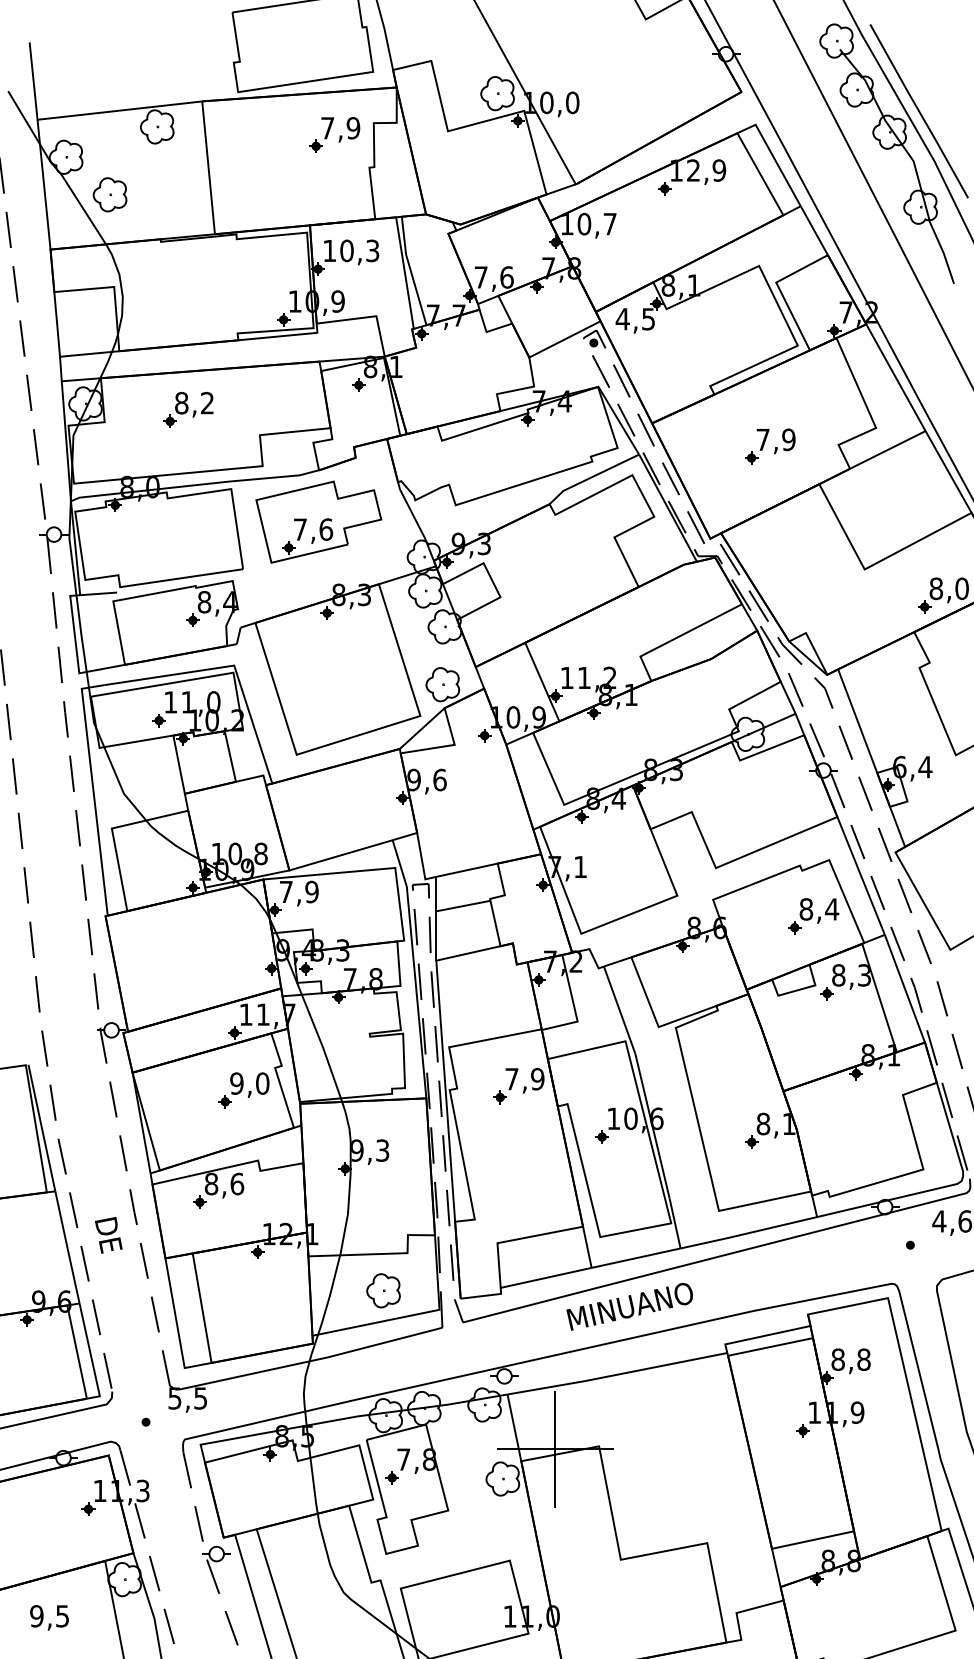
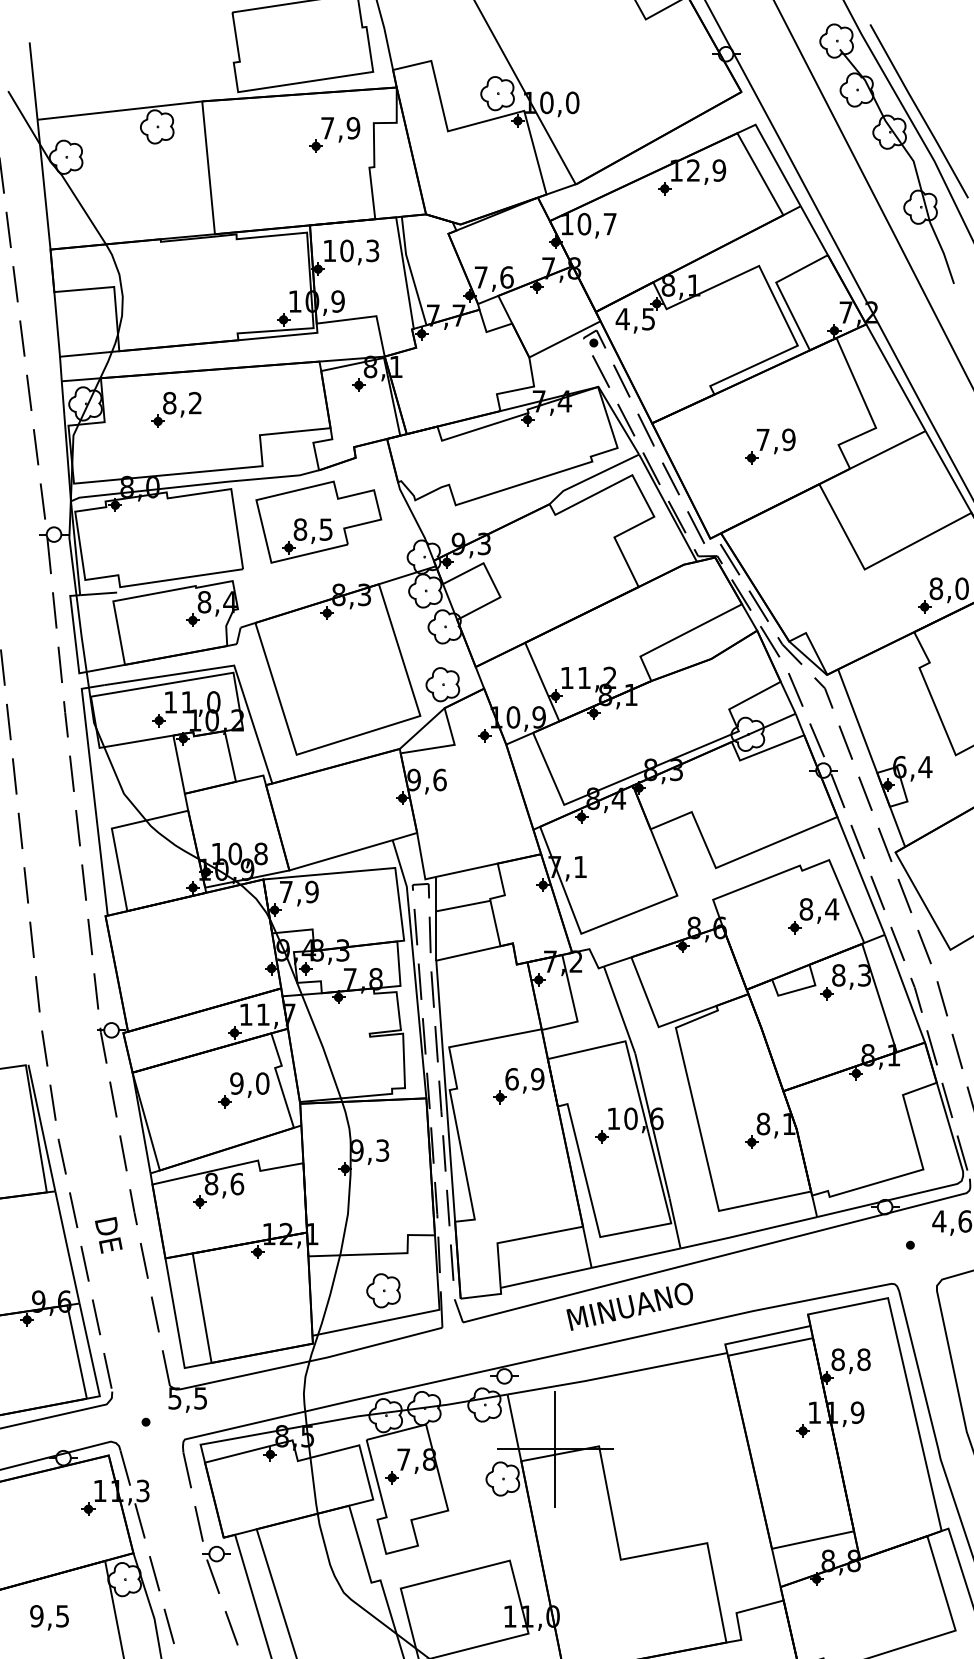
part: present -> none (109, 194)
part position: (188, 409) -> (176, 409) (176, 409)
text: 7,6 -> 8,5 (313, 529)
text: 7,9 -> 6,9 (511, 1079)
